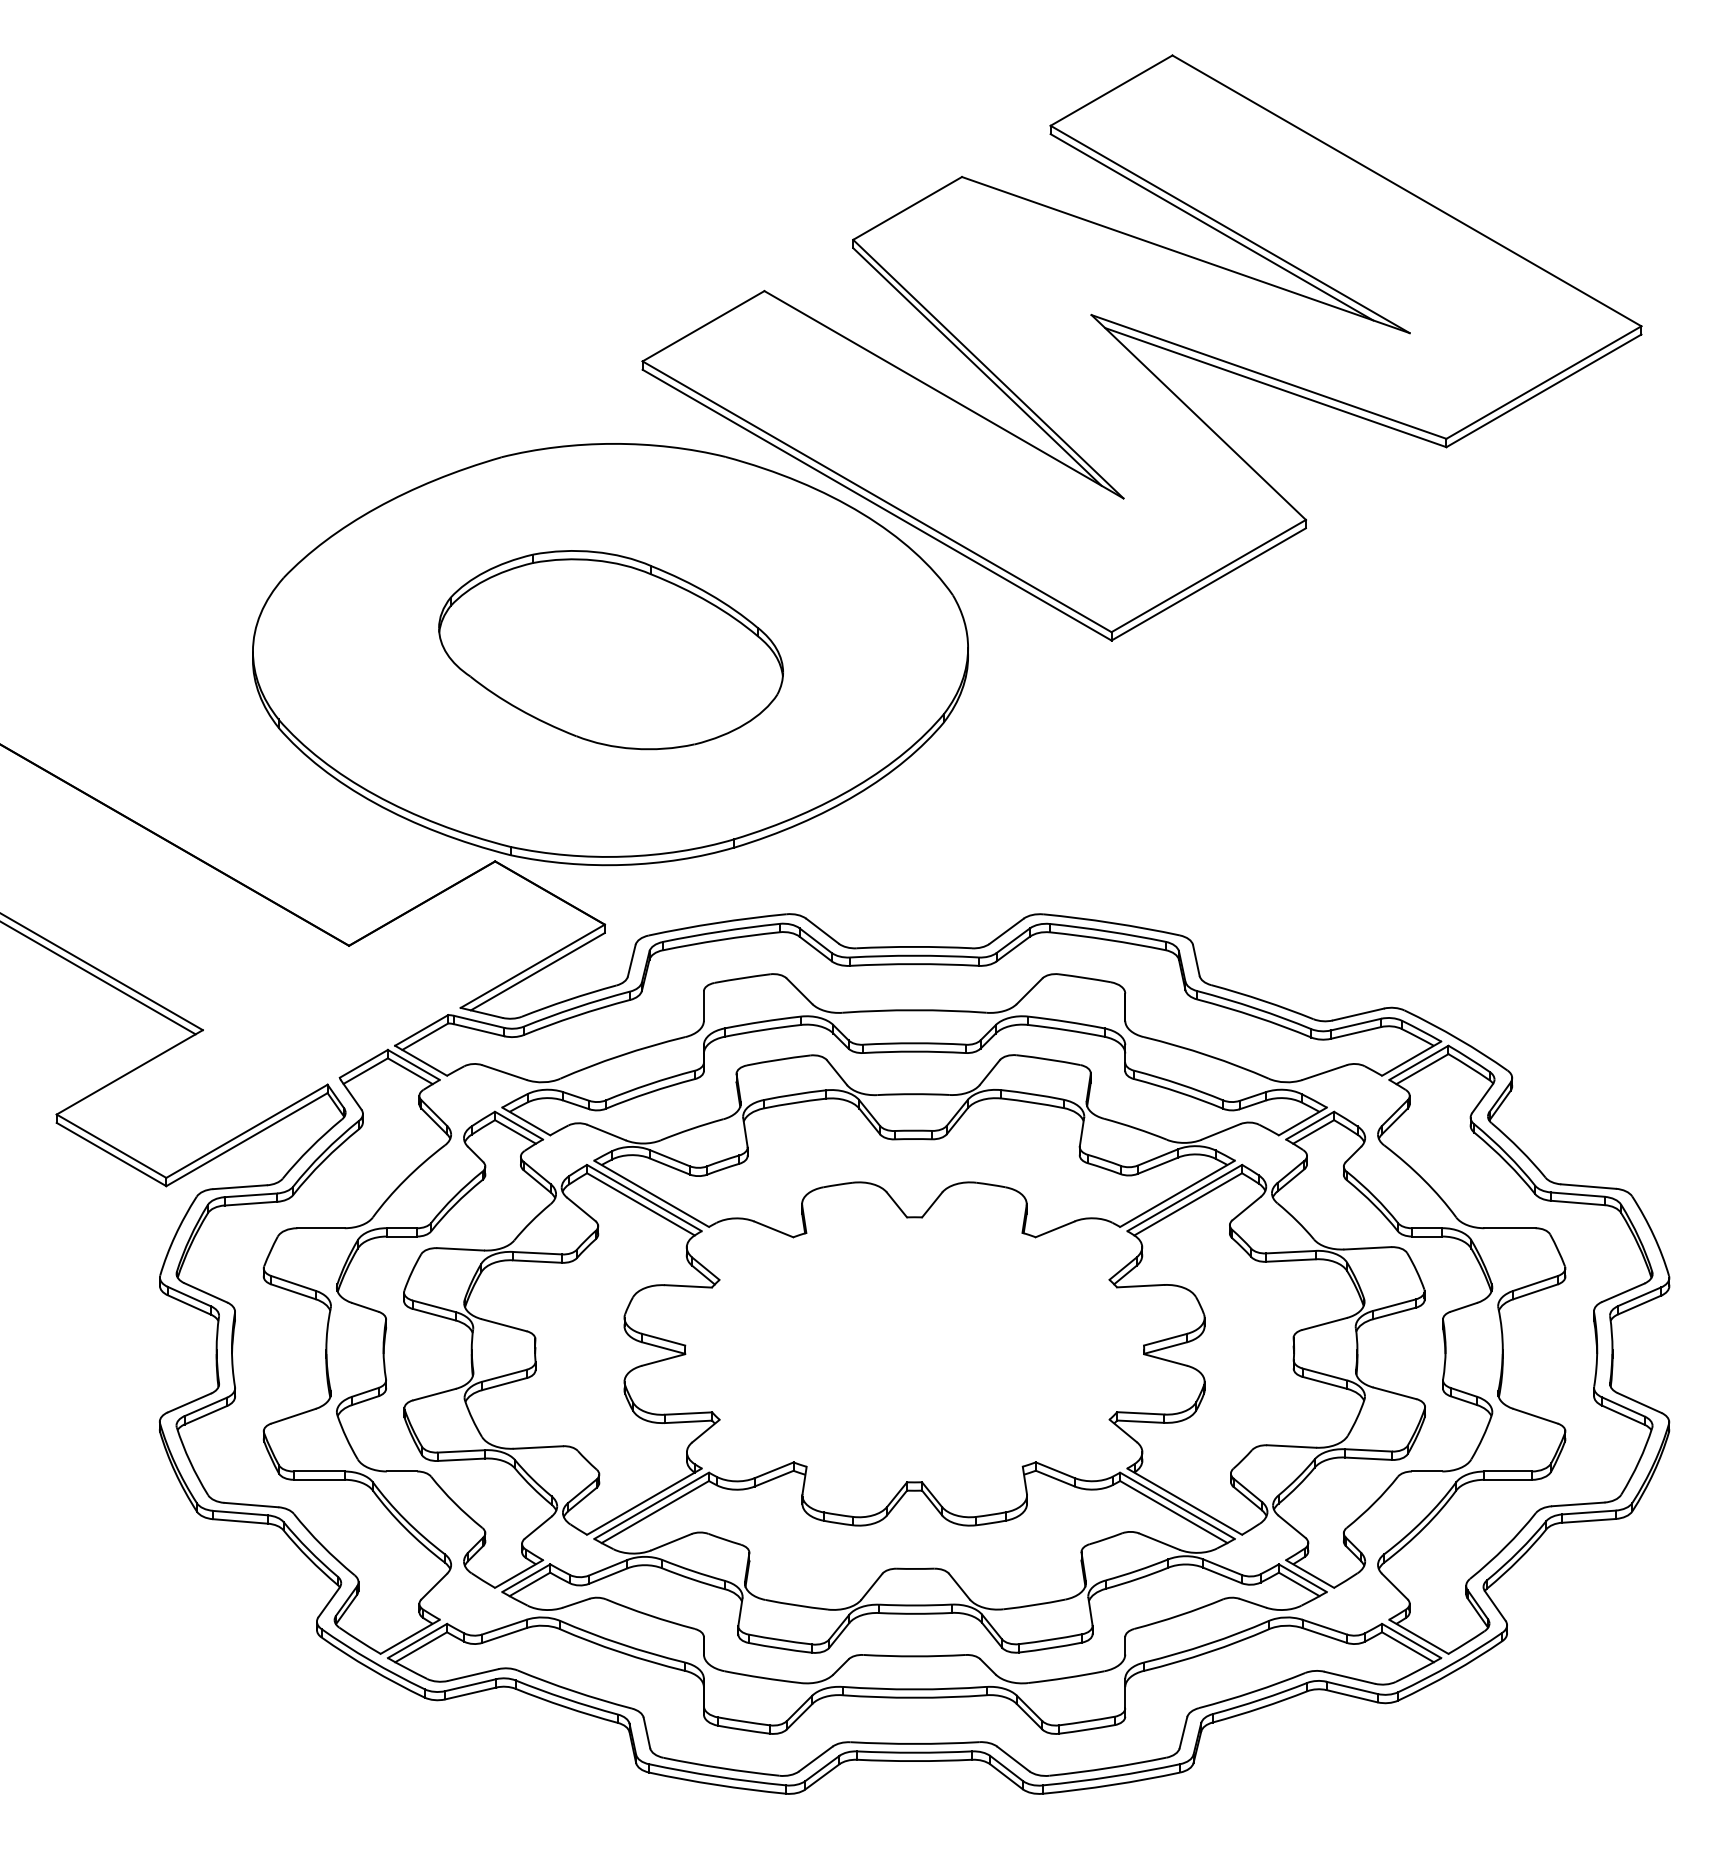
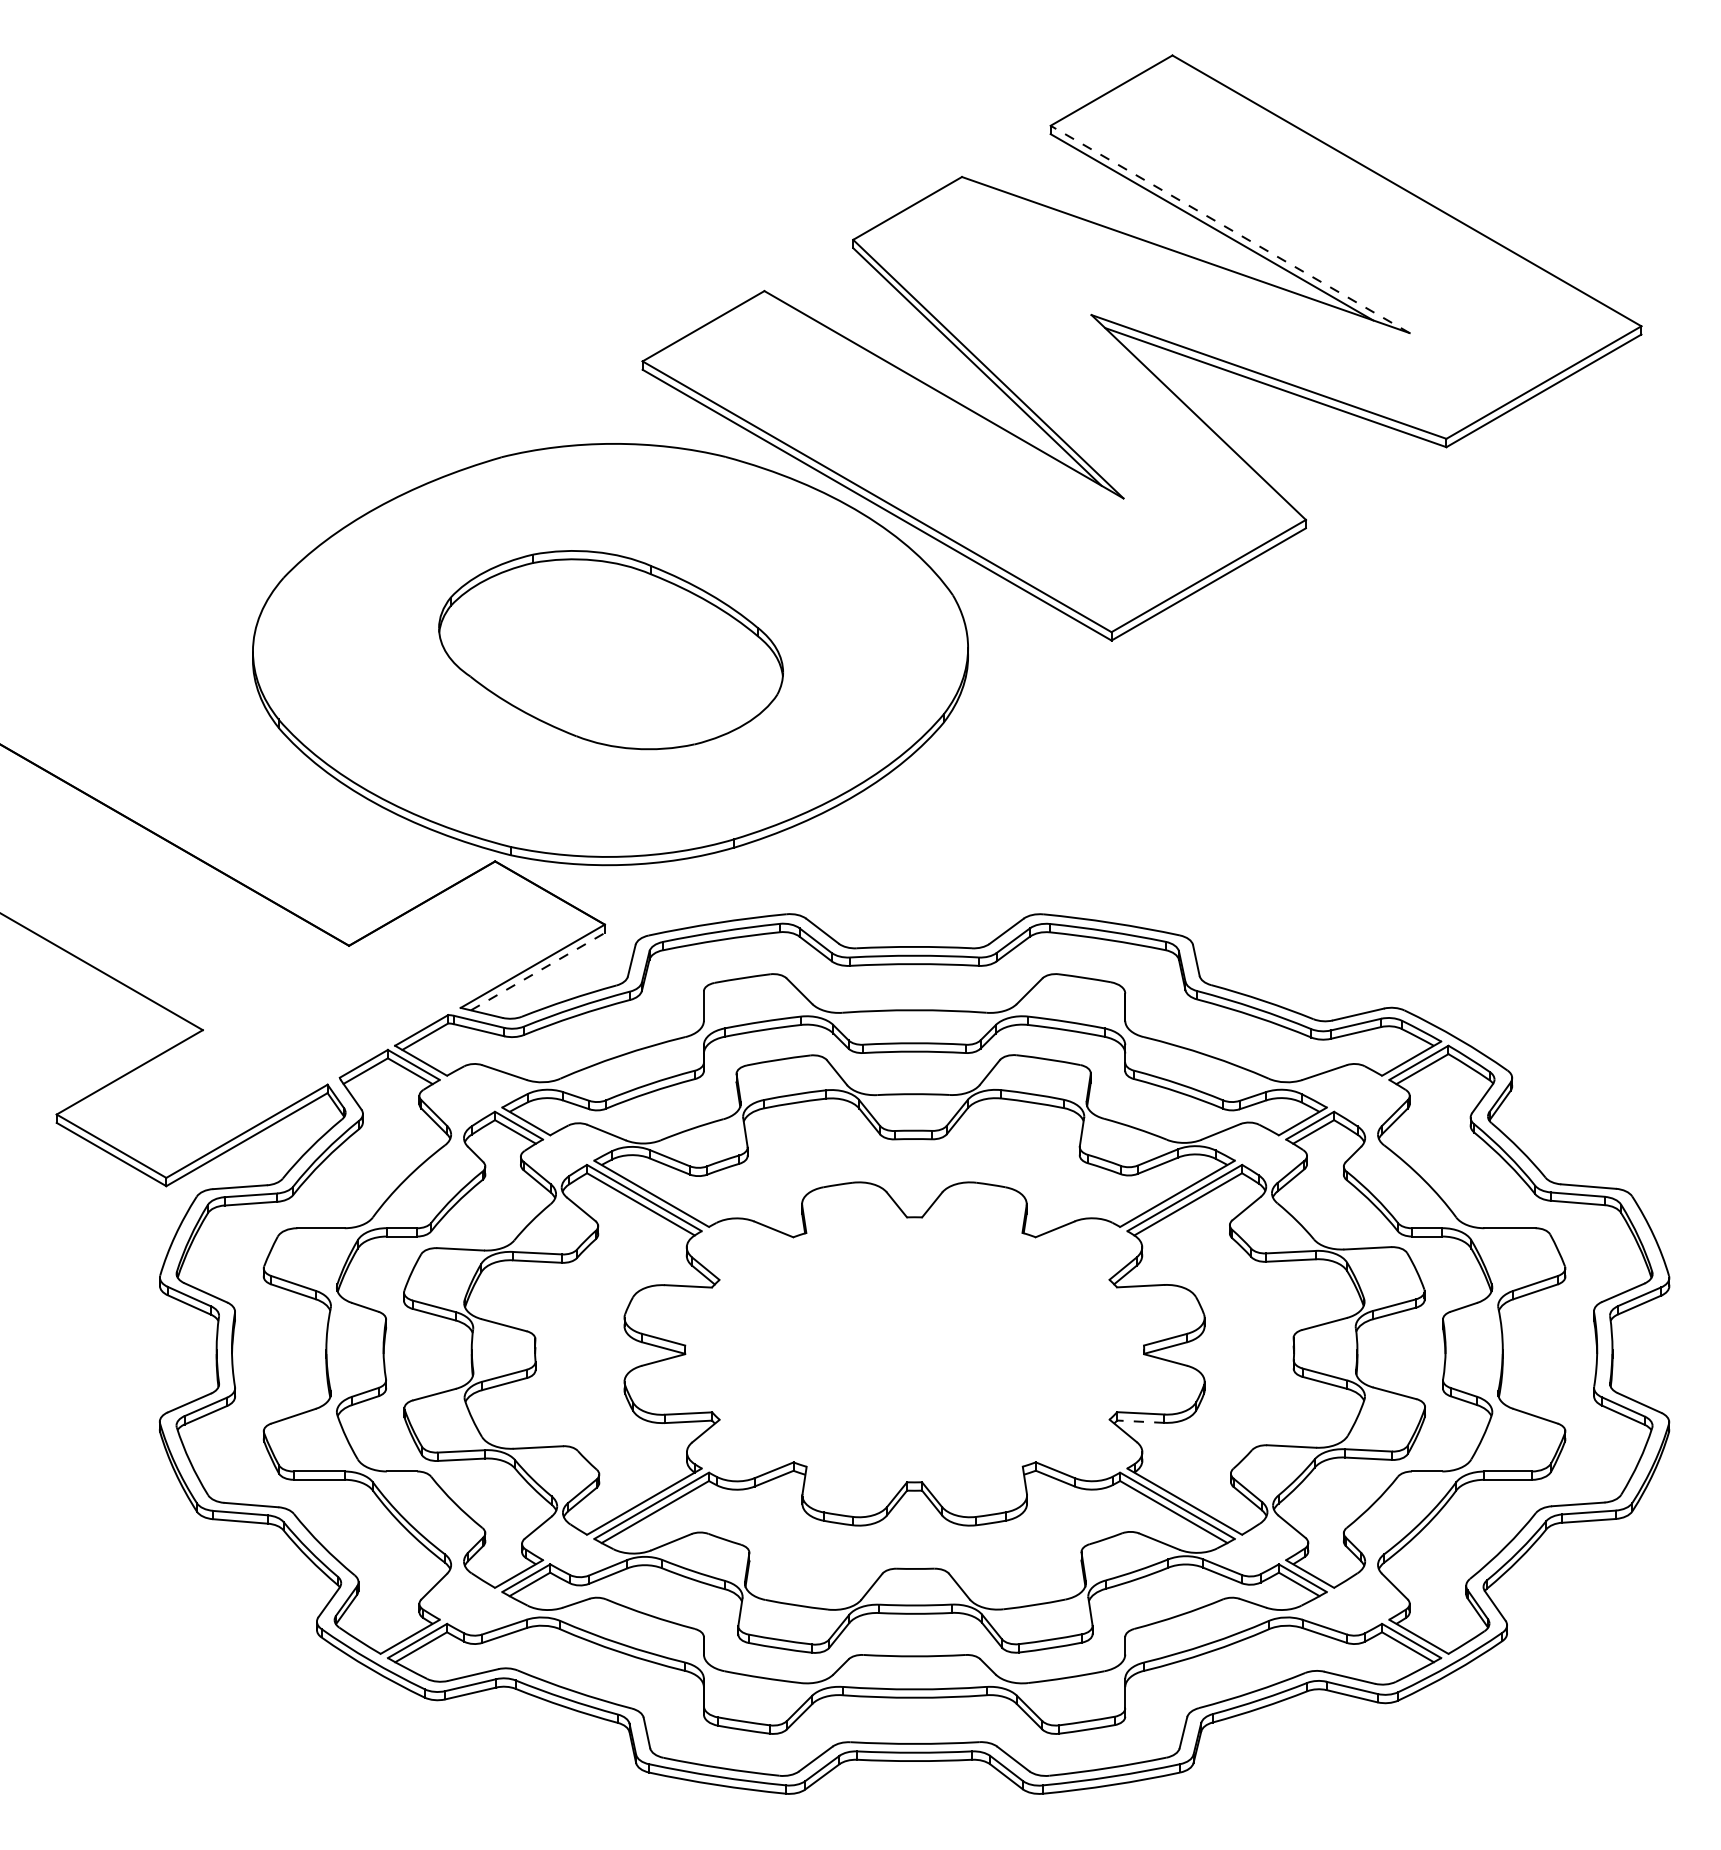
line: solid -> dashed (1229, 229)
line: solid -> dashed (538, 971)
line: present -> none (98, 978)
line: solid -> dashed (1140, 1421)
